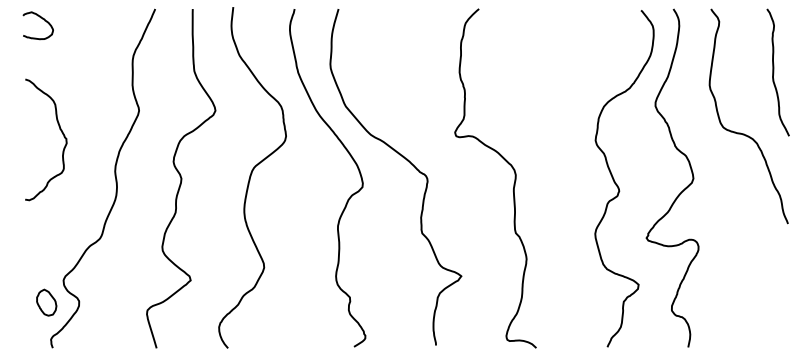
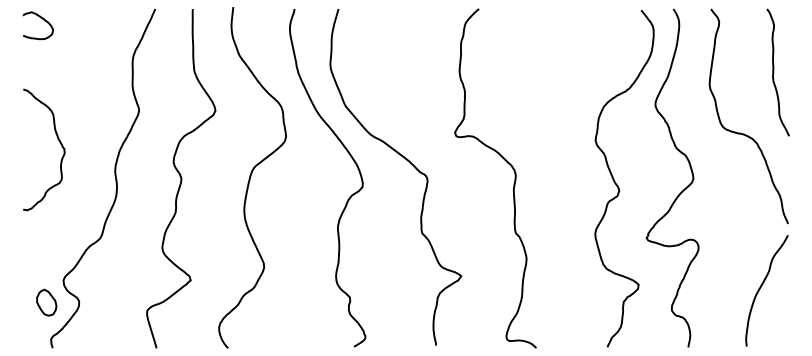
curve position: (59, 129) -> (57, 139) (57, 139)
curve: none -> present (761, 287)
